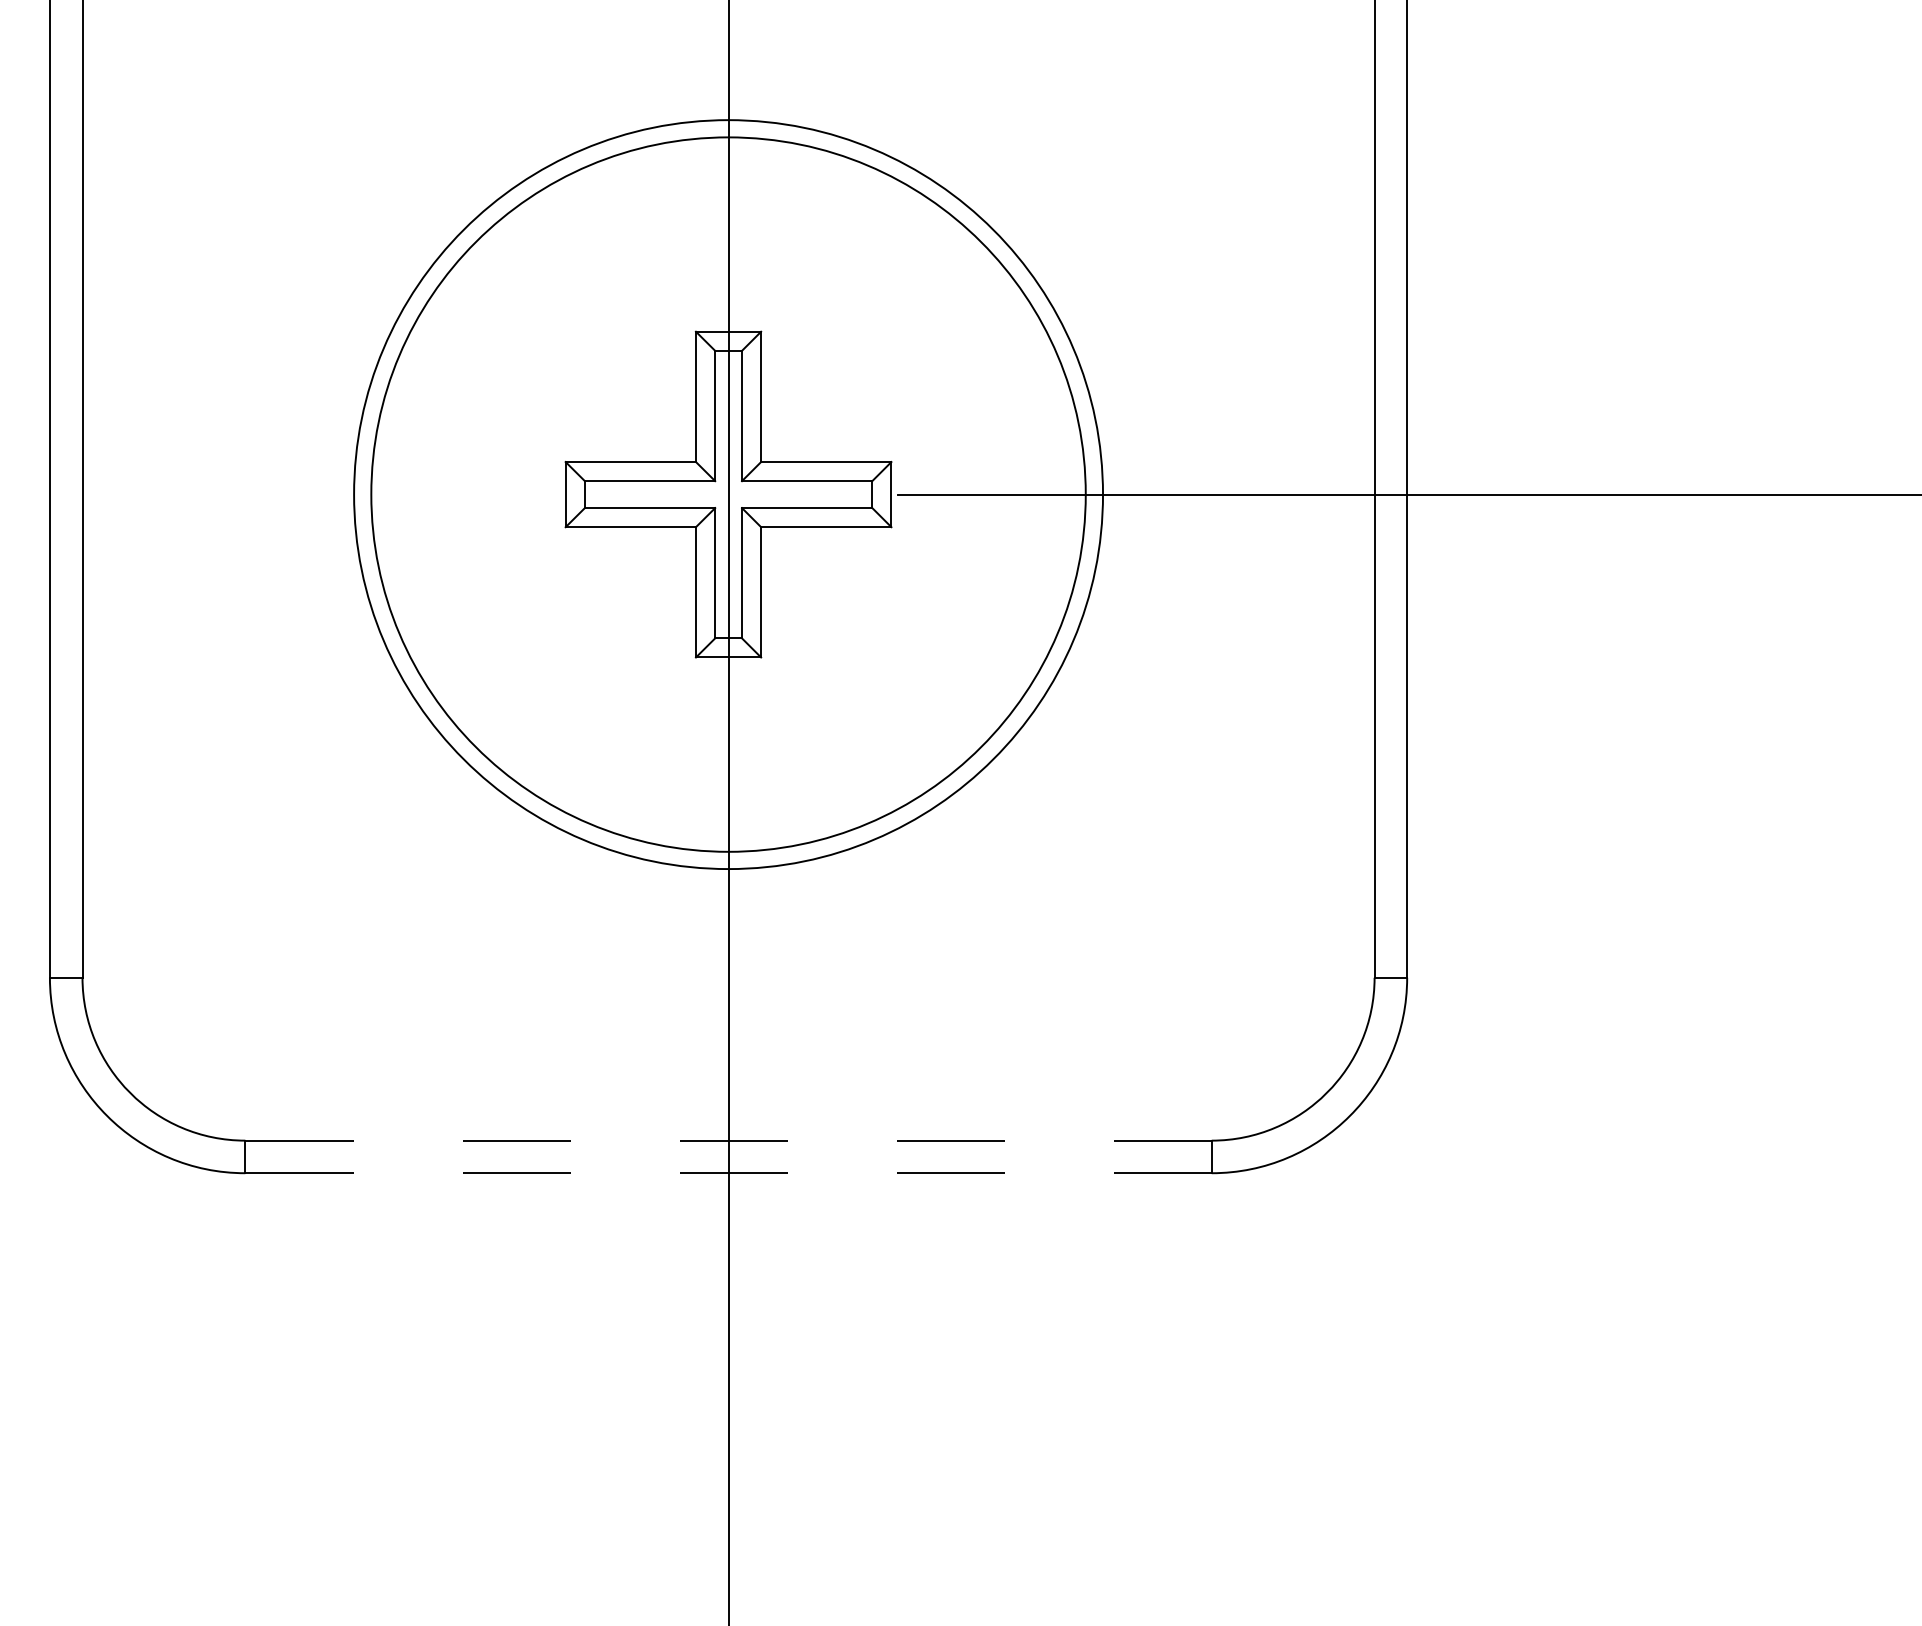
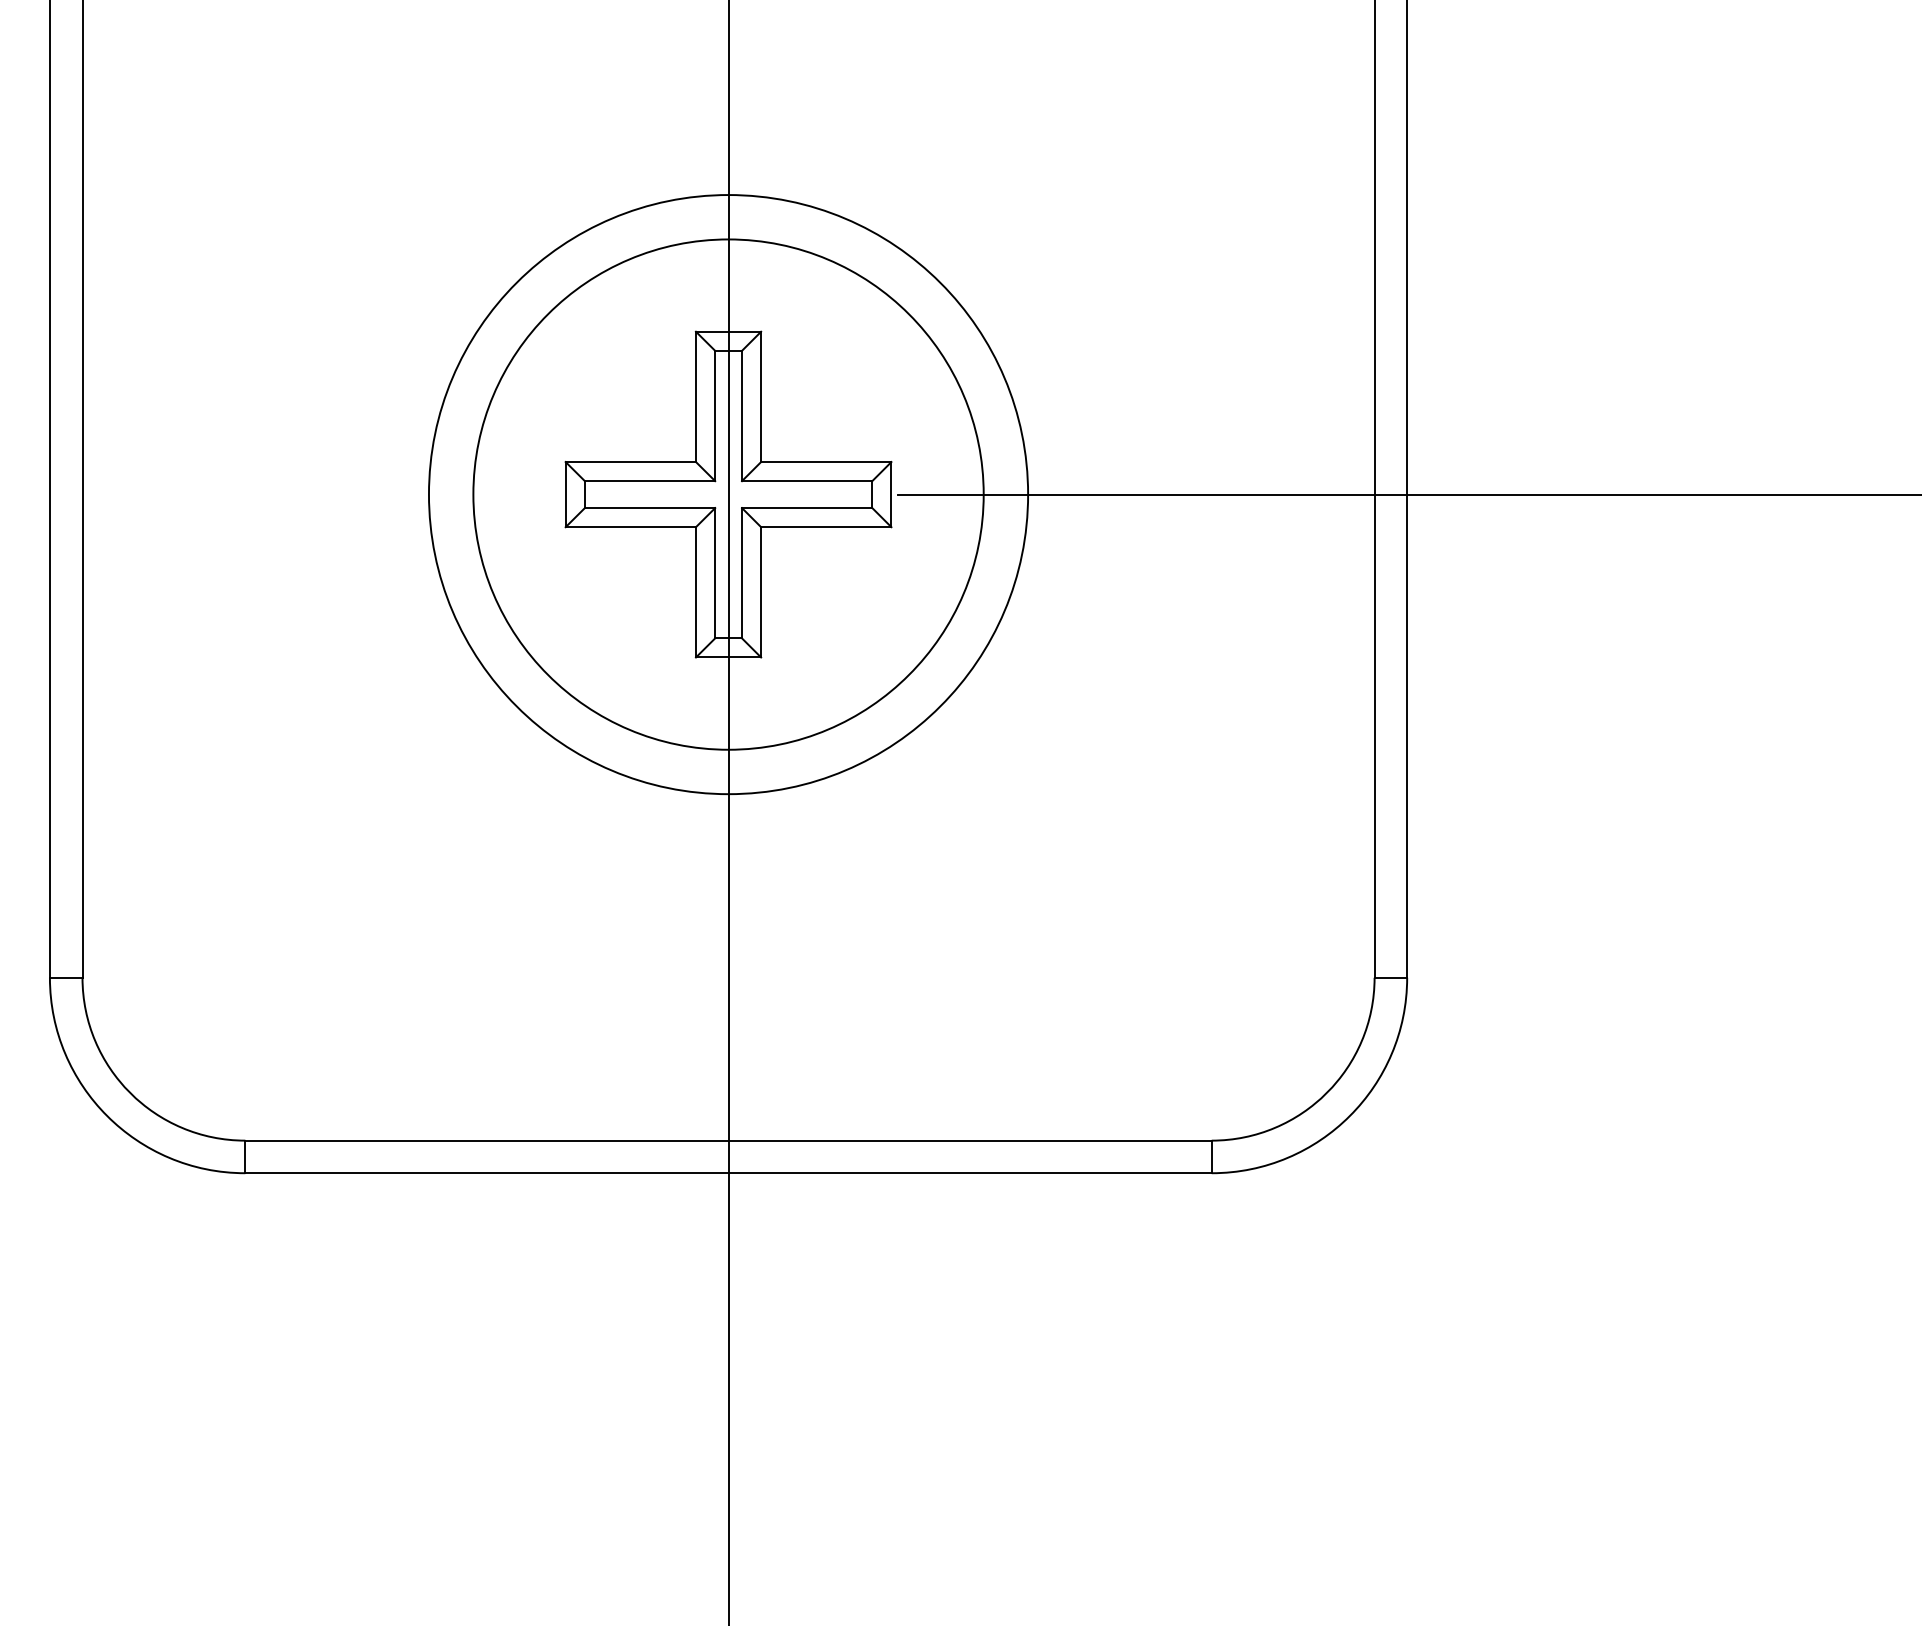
circle diameter: 714 px -> 510 px (728, 494)
circle diameter: 749 px -> 599 px (728, 494)
line: dashed -> solid (729, 1140)
line: dashed -> solid (729, 1173)
